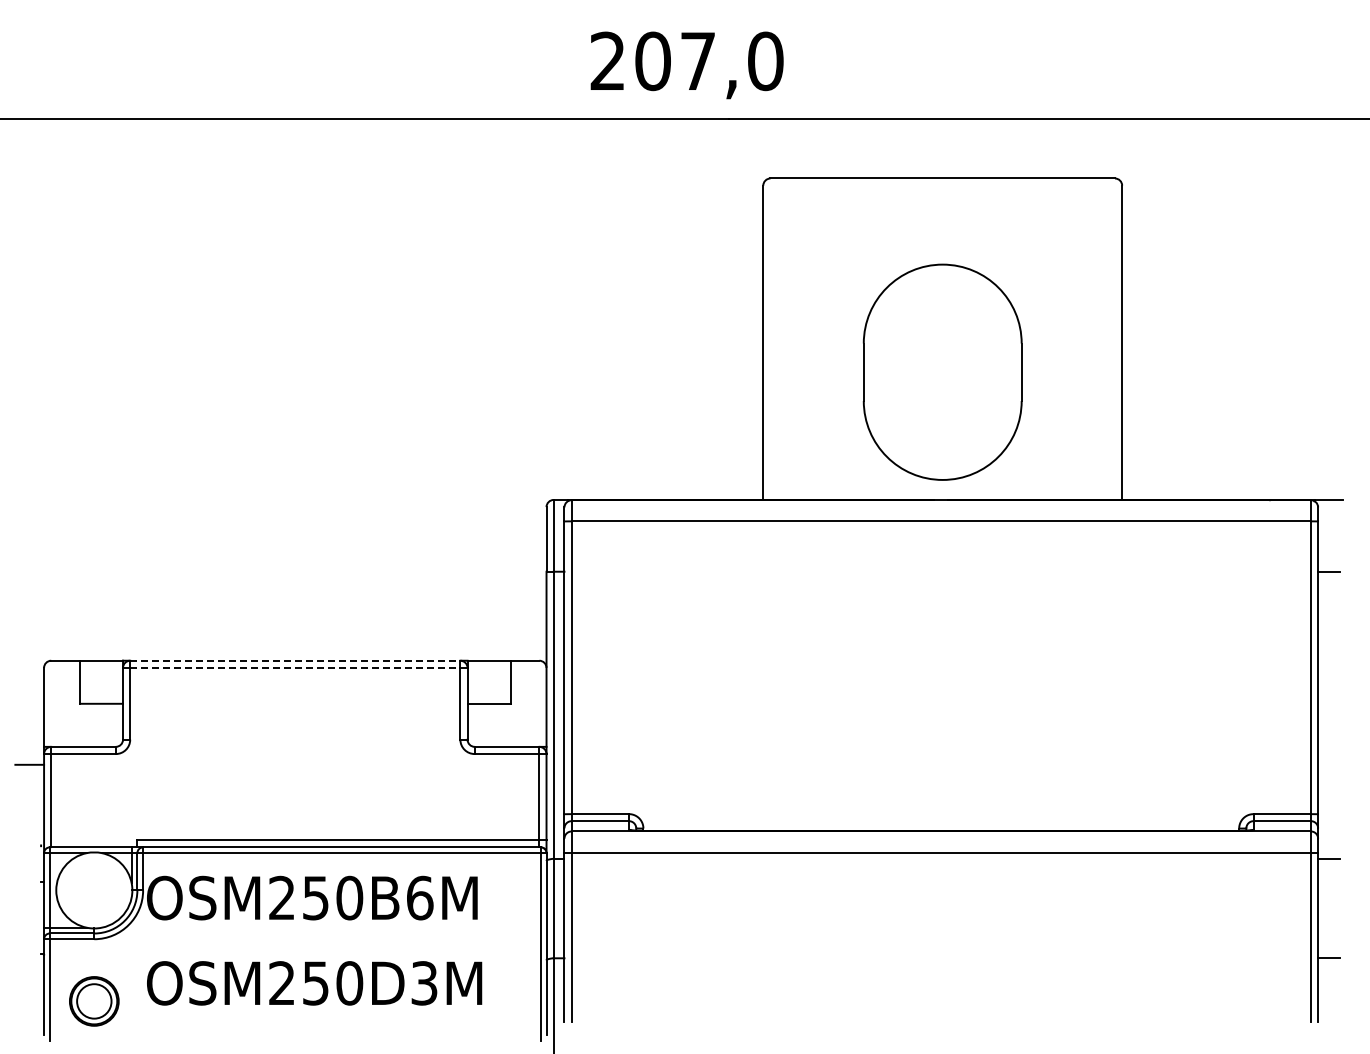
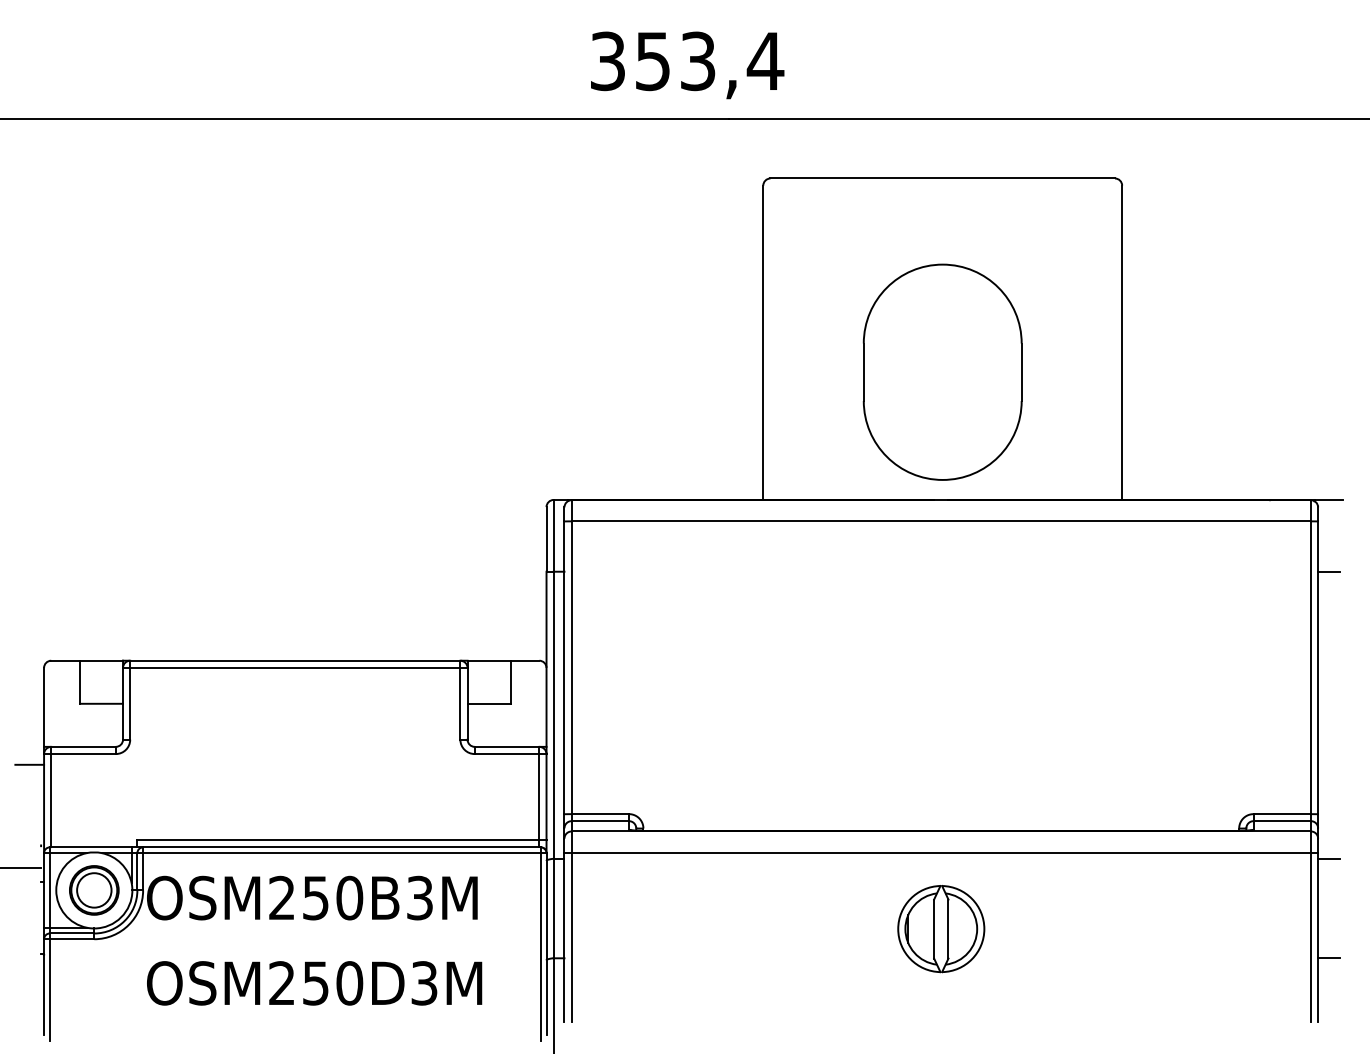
text: 207,0 -> 353,4 (687, 61)
line: dashed -> solid (295, 660)
line: dashed -> solid (295, 667)
line: none -> present (21, 867)
text: OSM250B6M -> OSM250B3M (420, 897)
part: none -> present (941, 929)
part position: (94, 1001) -> (94, 890) (94, 890)
